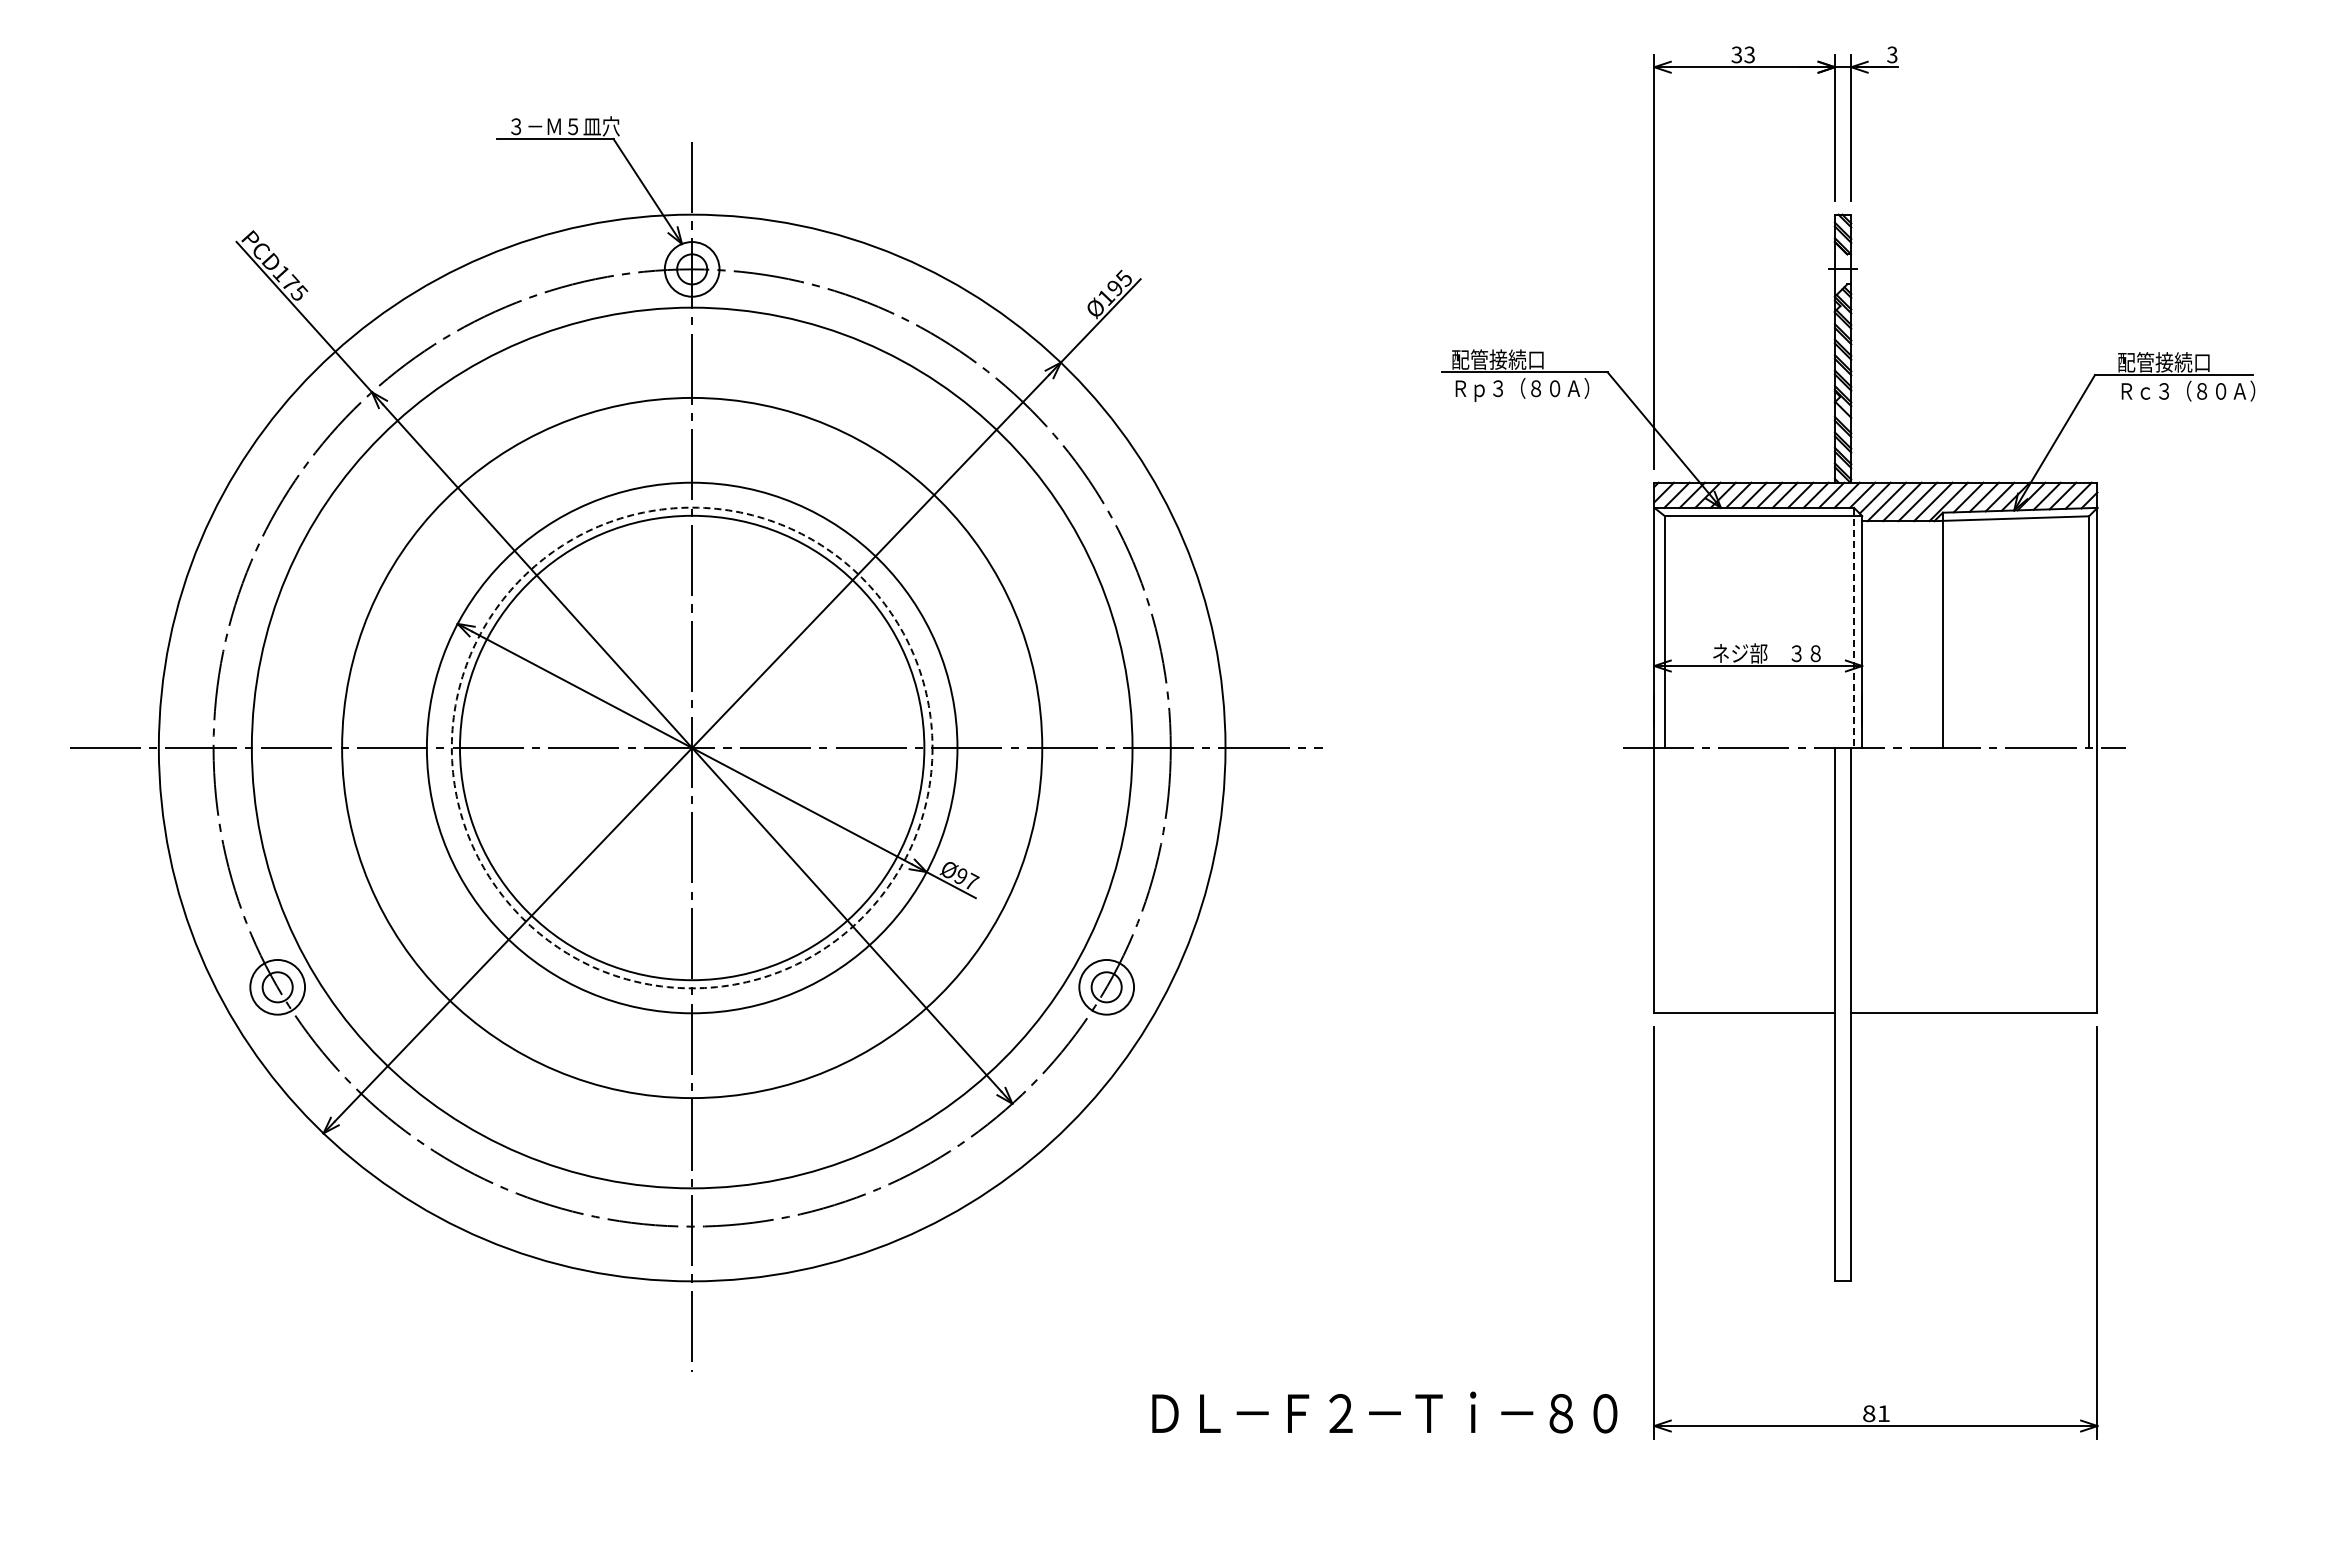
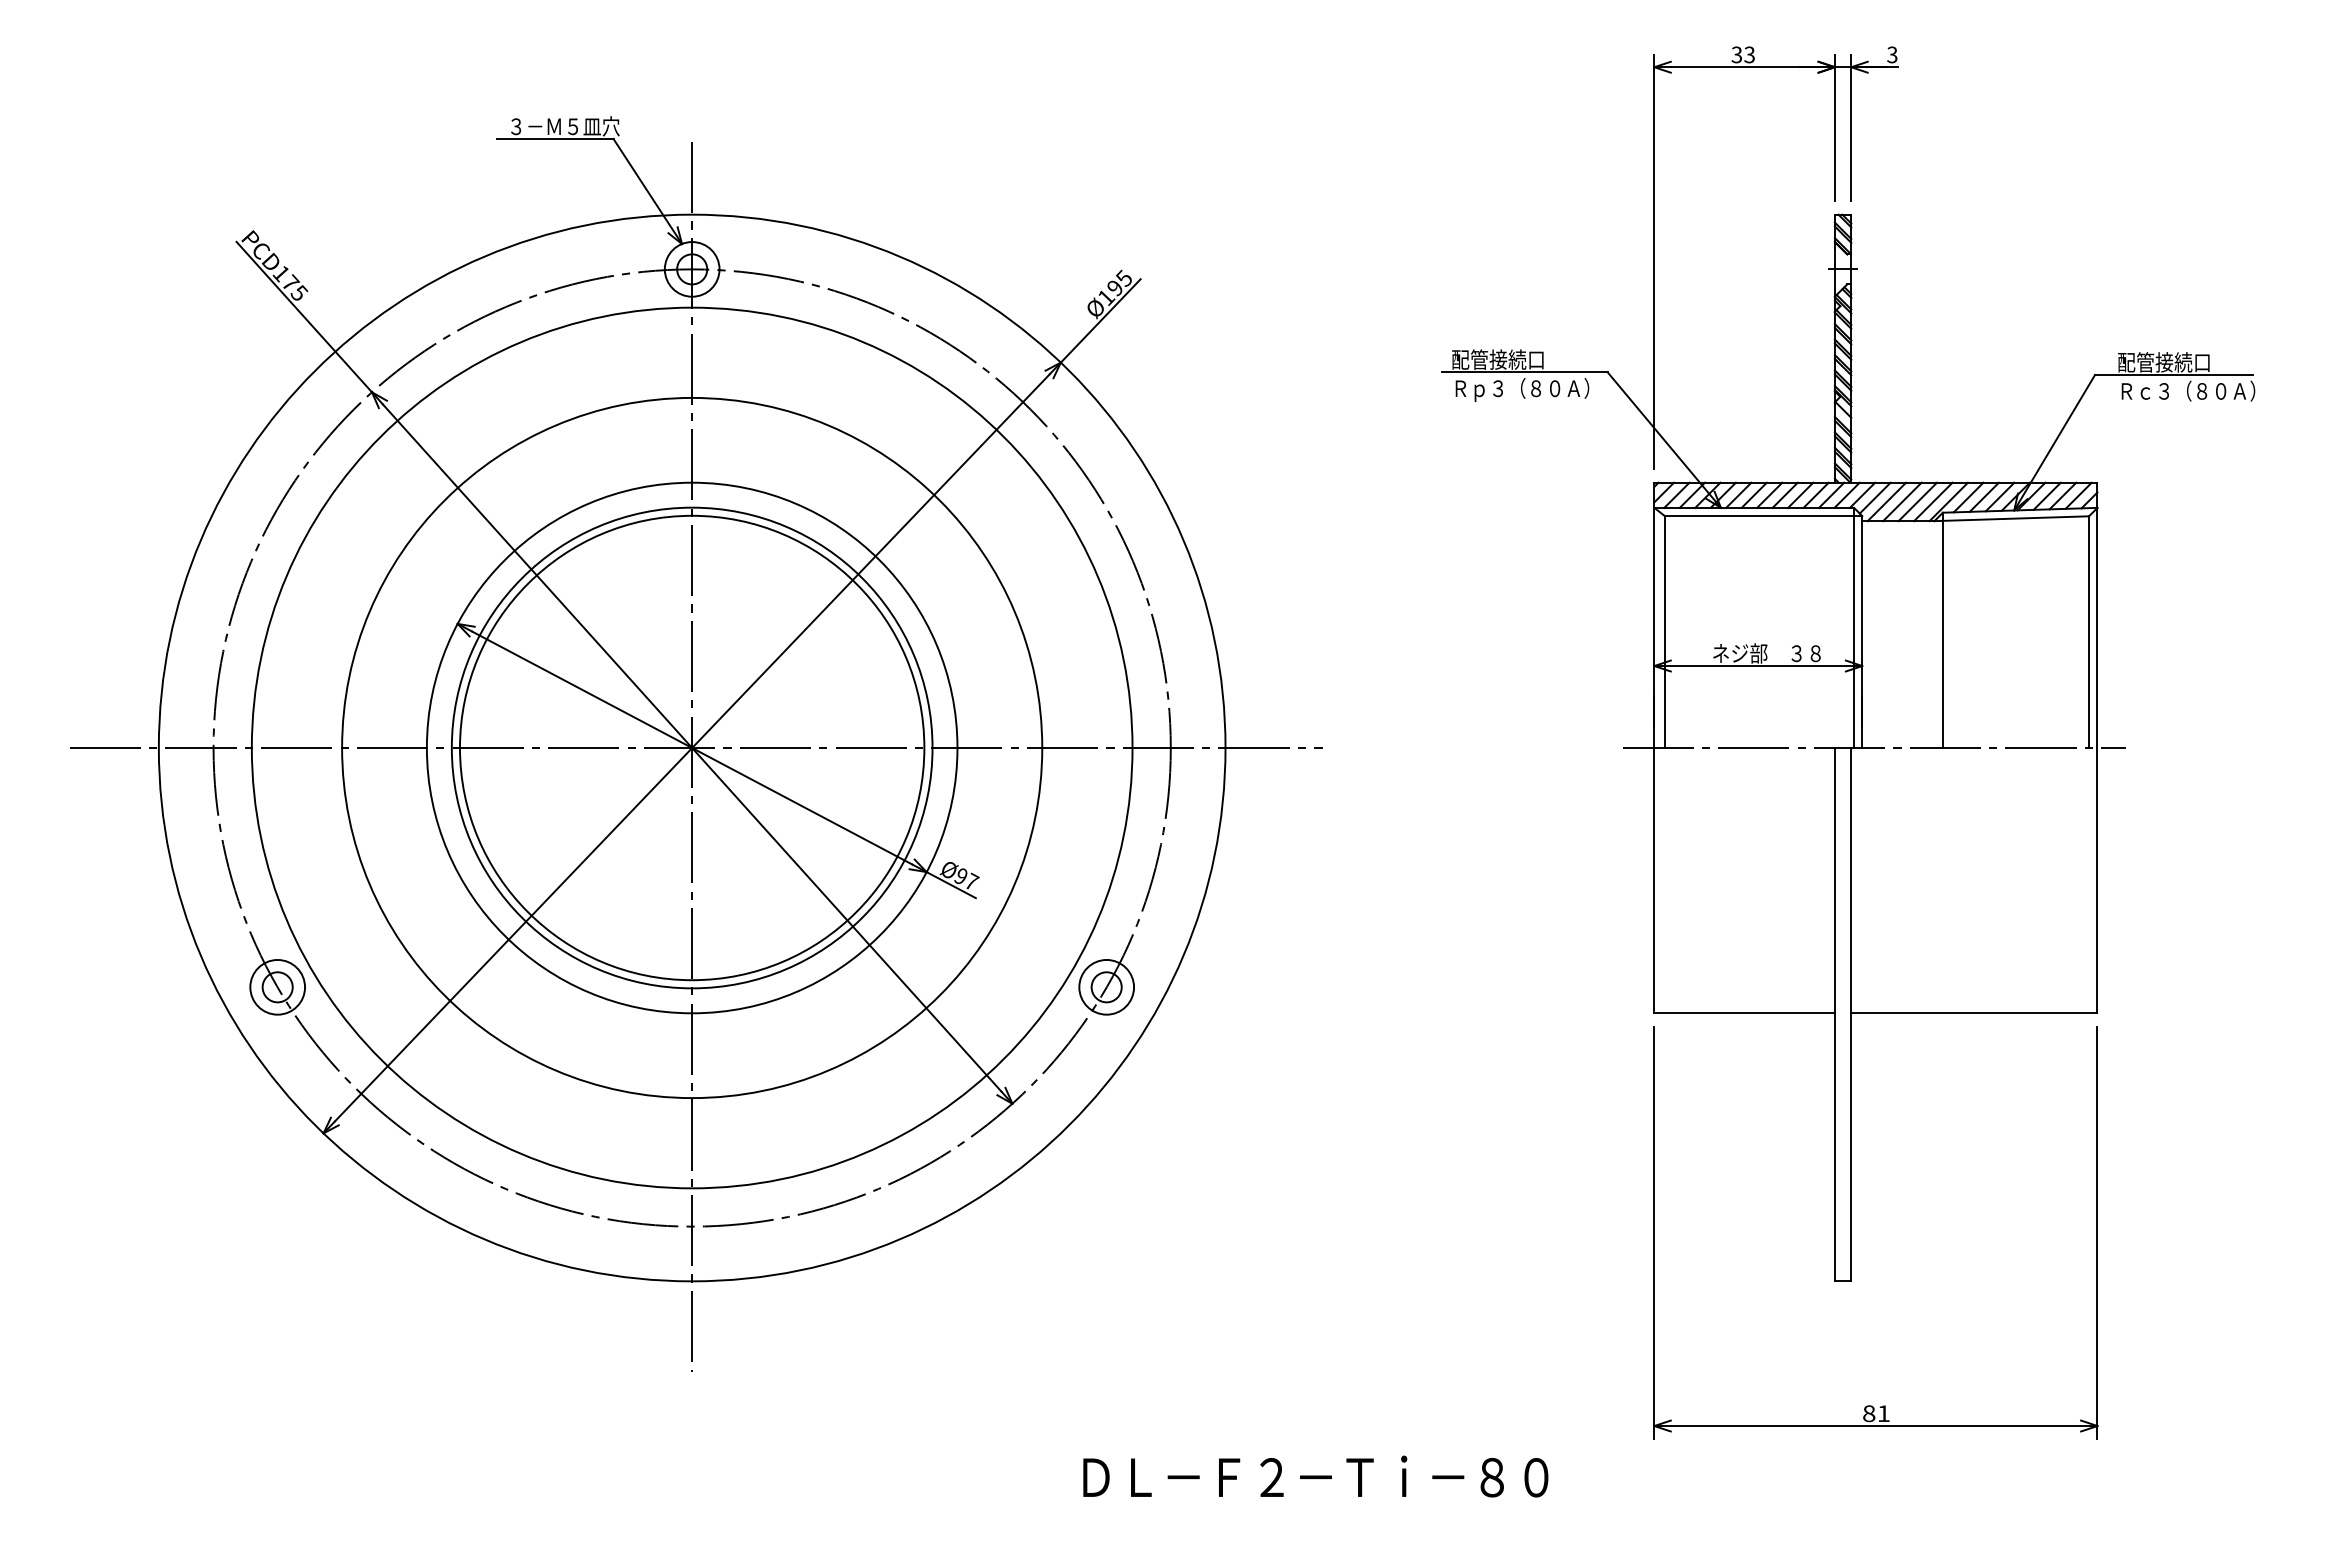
line: dashed -> solid (1854, 628)
circle: dashed -> solid (691, 747)
text position: (1384, 1412) -> (1315, 1476) (1315, 1476)
